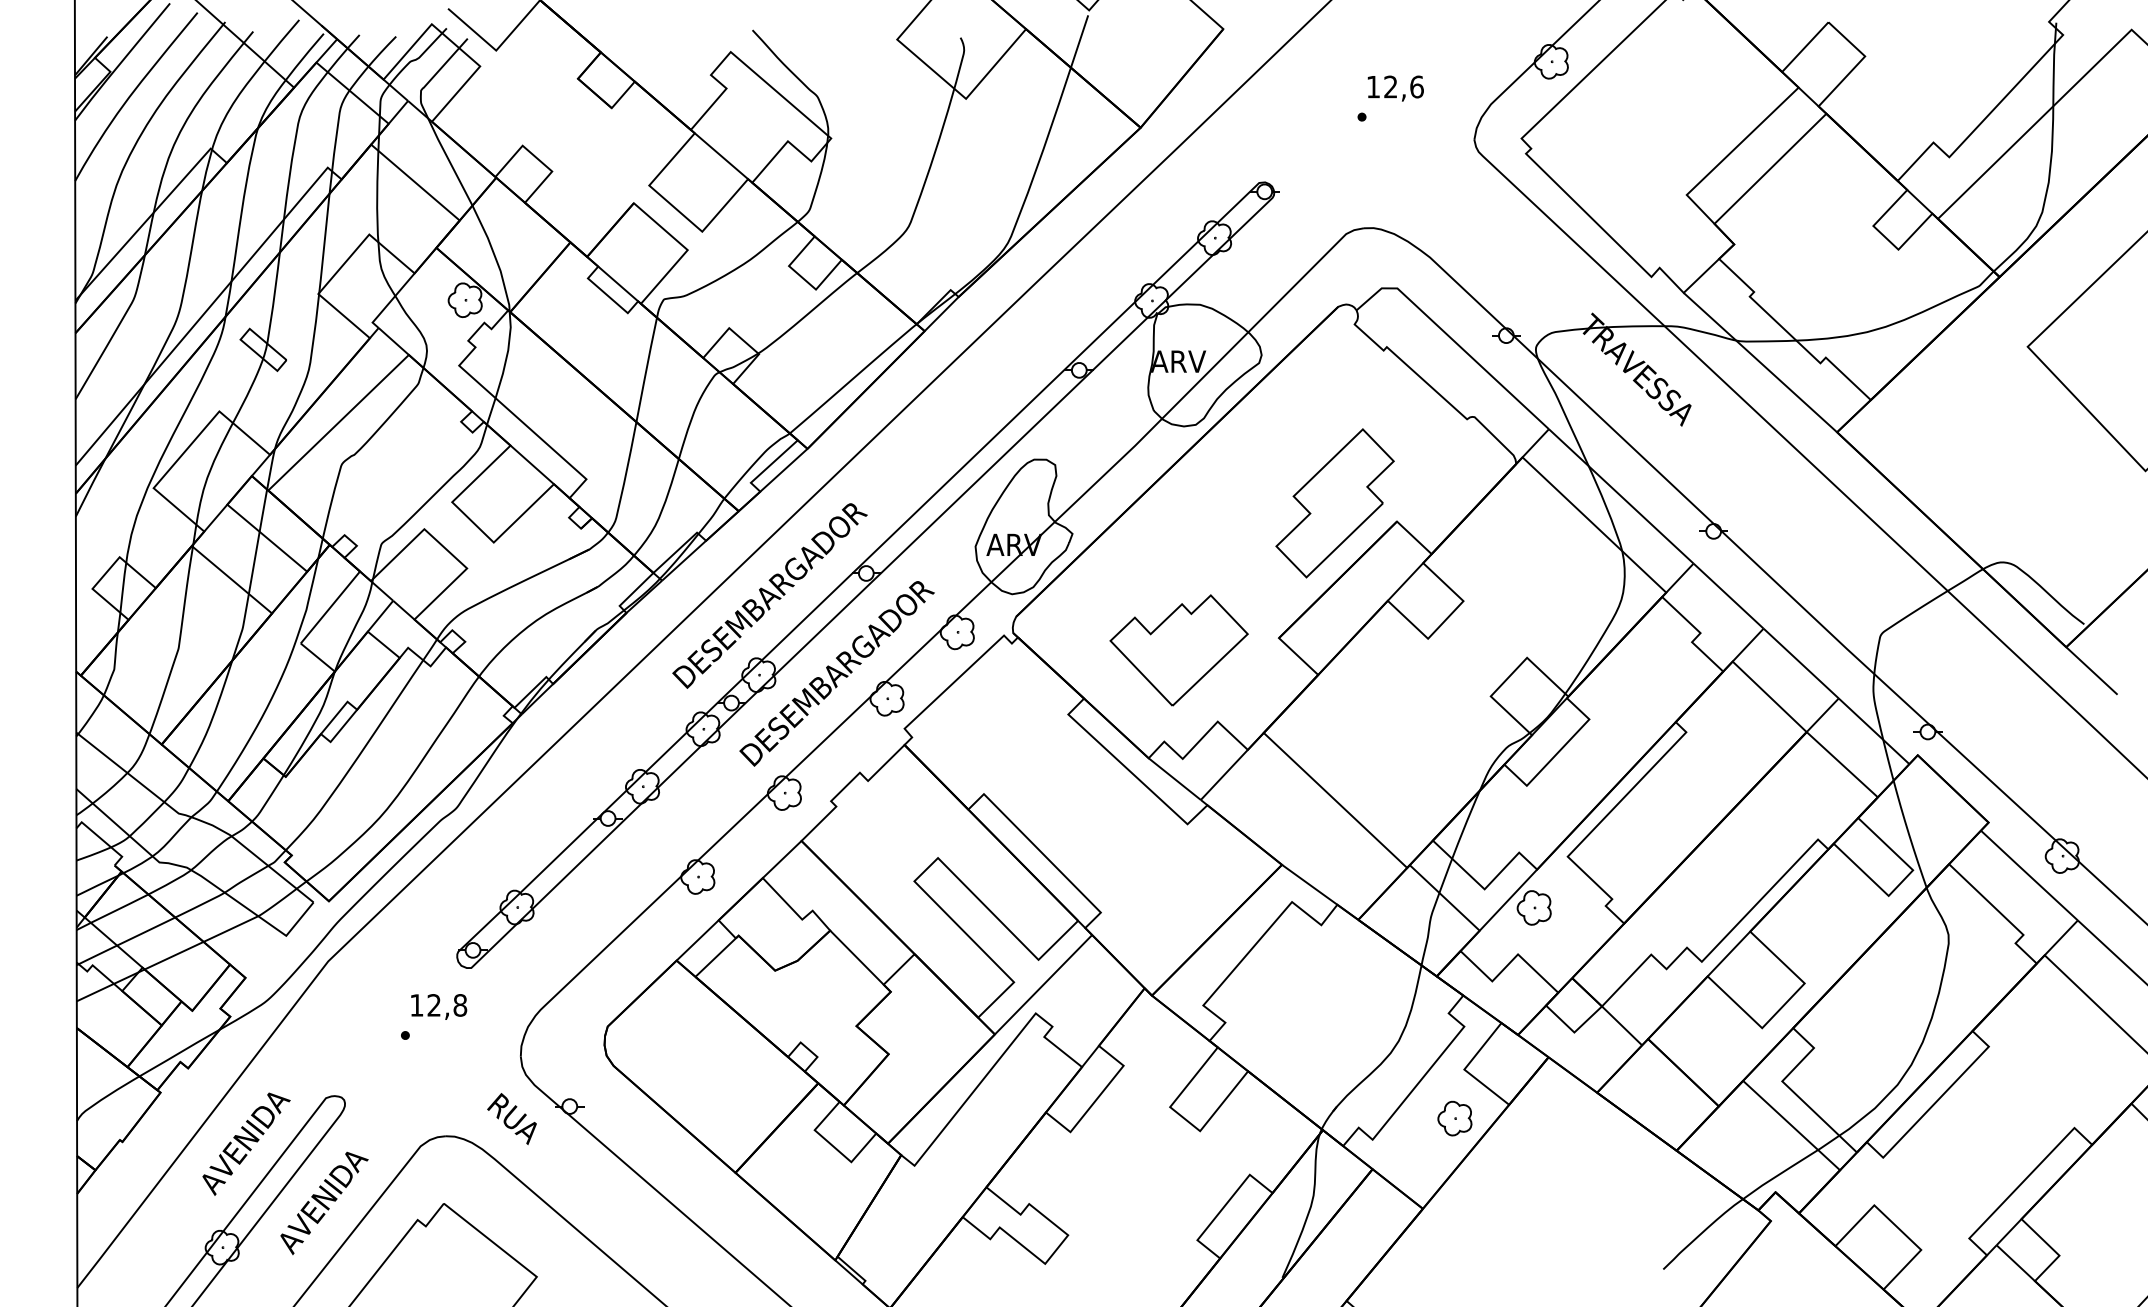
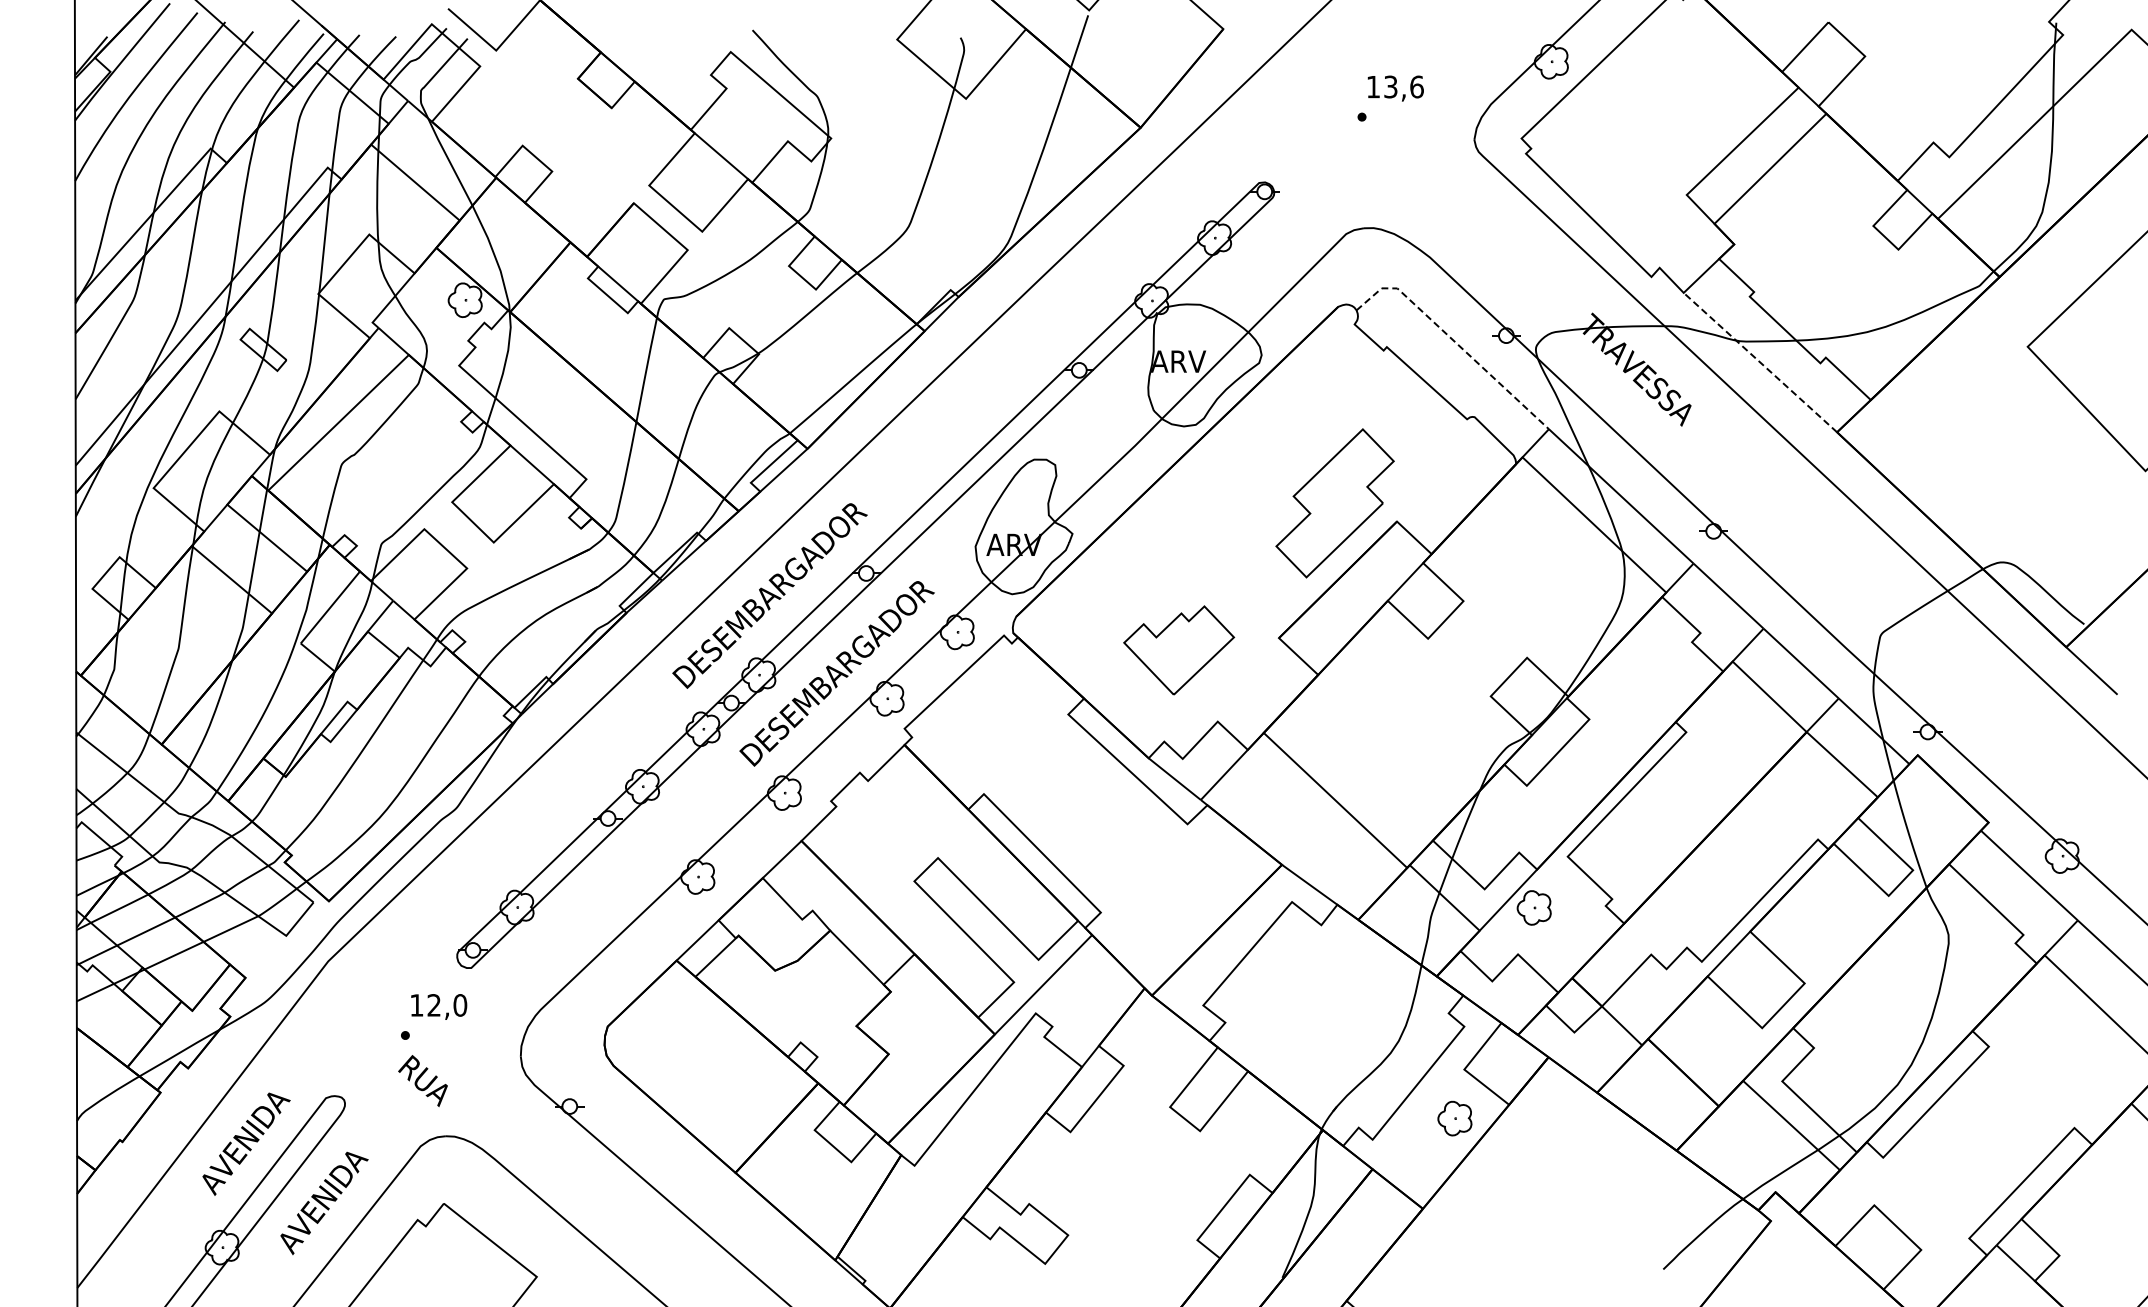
text: 12,6 -> 13,6 (1390, 87)
line: solid -> dashed (1454, 341)
line: solid -> dashed (1760, 362)
part size: 140x113 px -> 113x91 px (1179, 650)
text: 12,8 -> 12,0 (460, 1005)
text position: (511, 1119) -> (422, 1081) (422, 1081)
